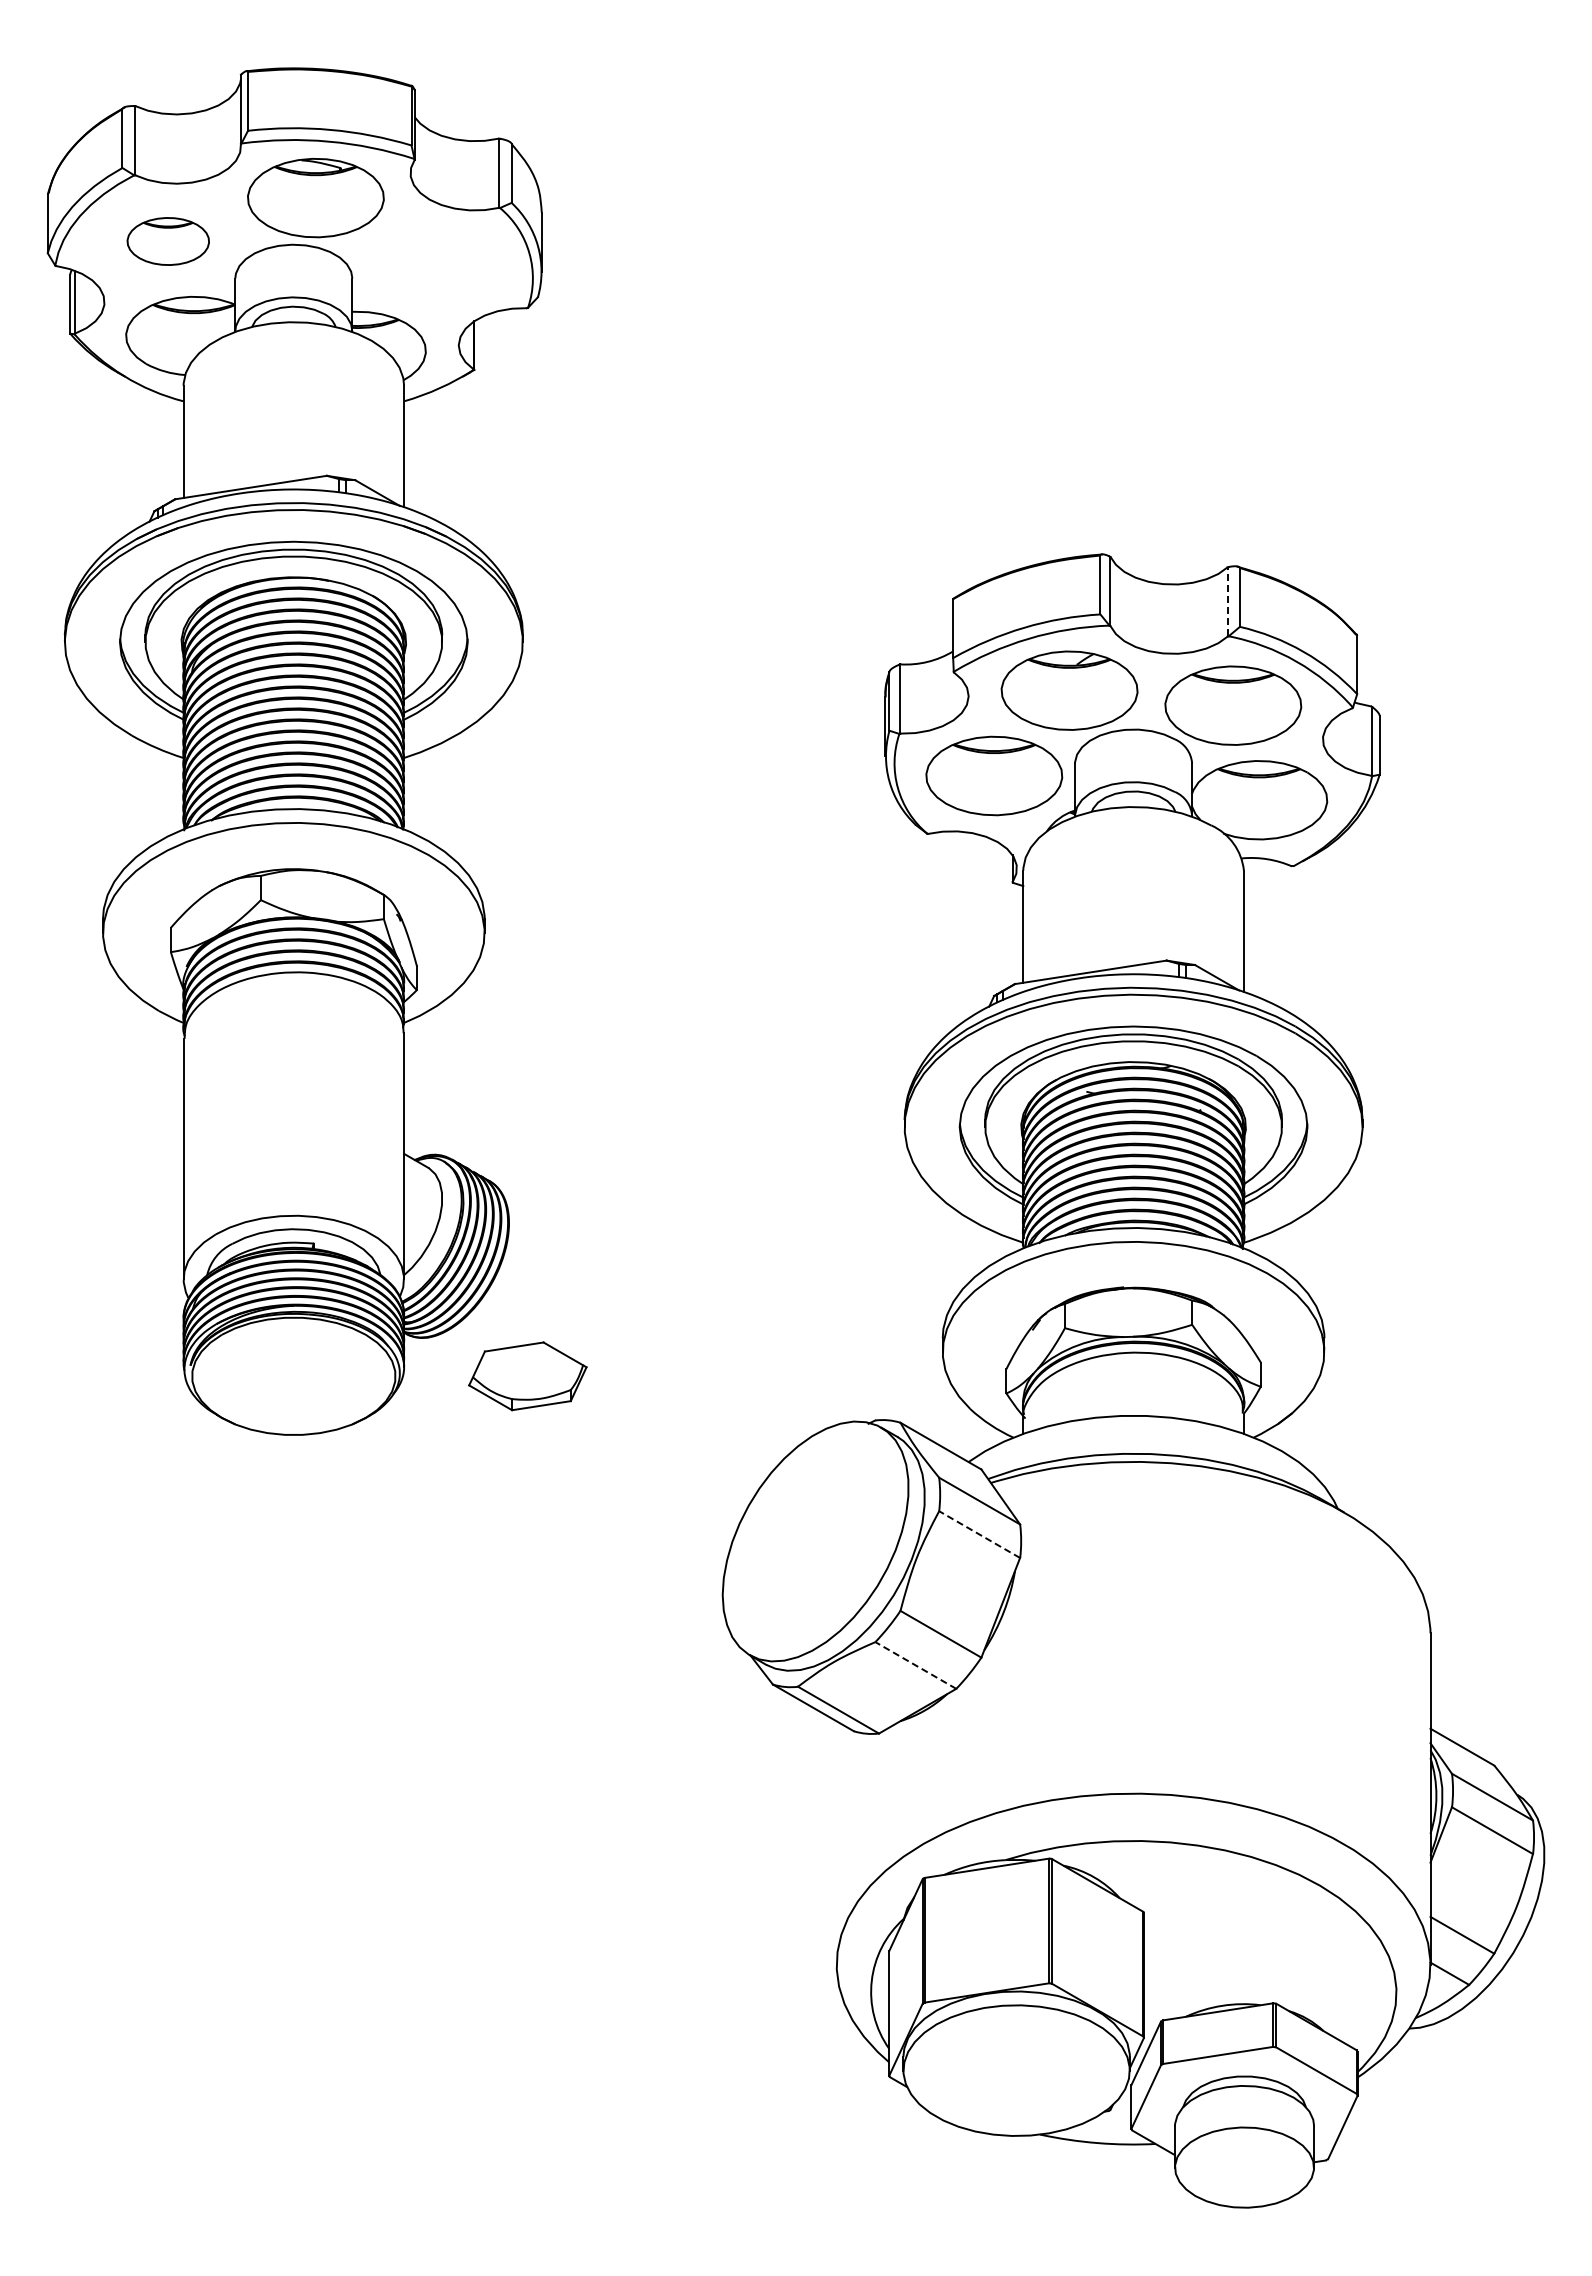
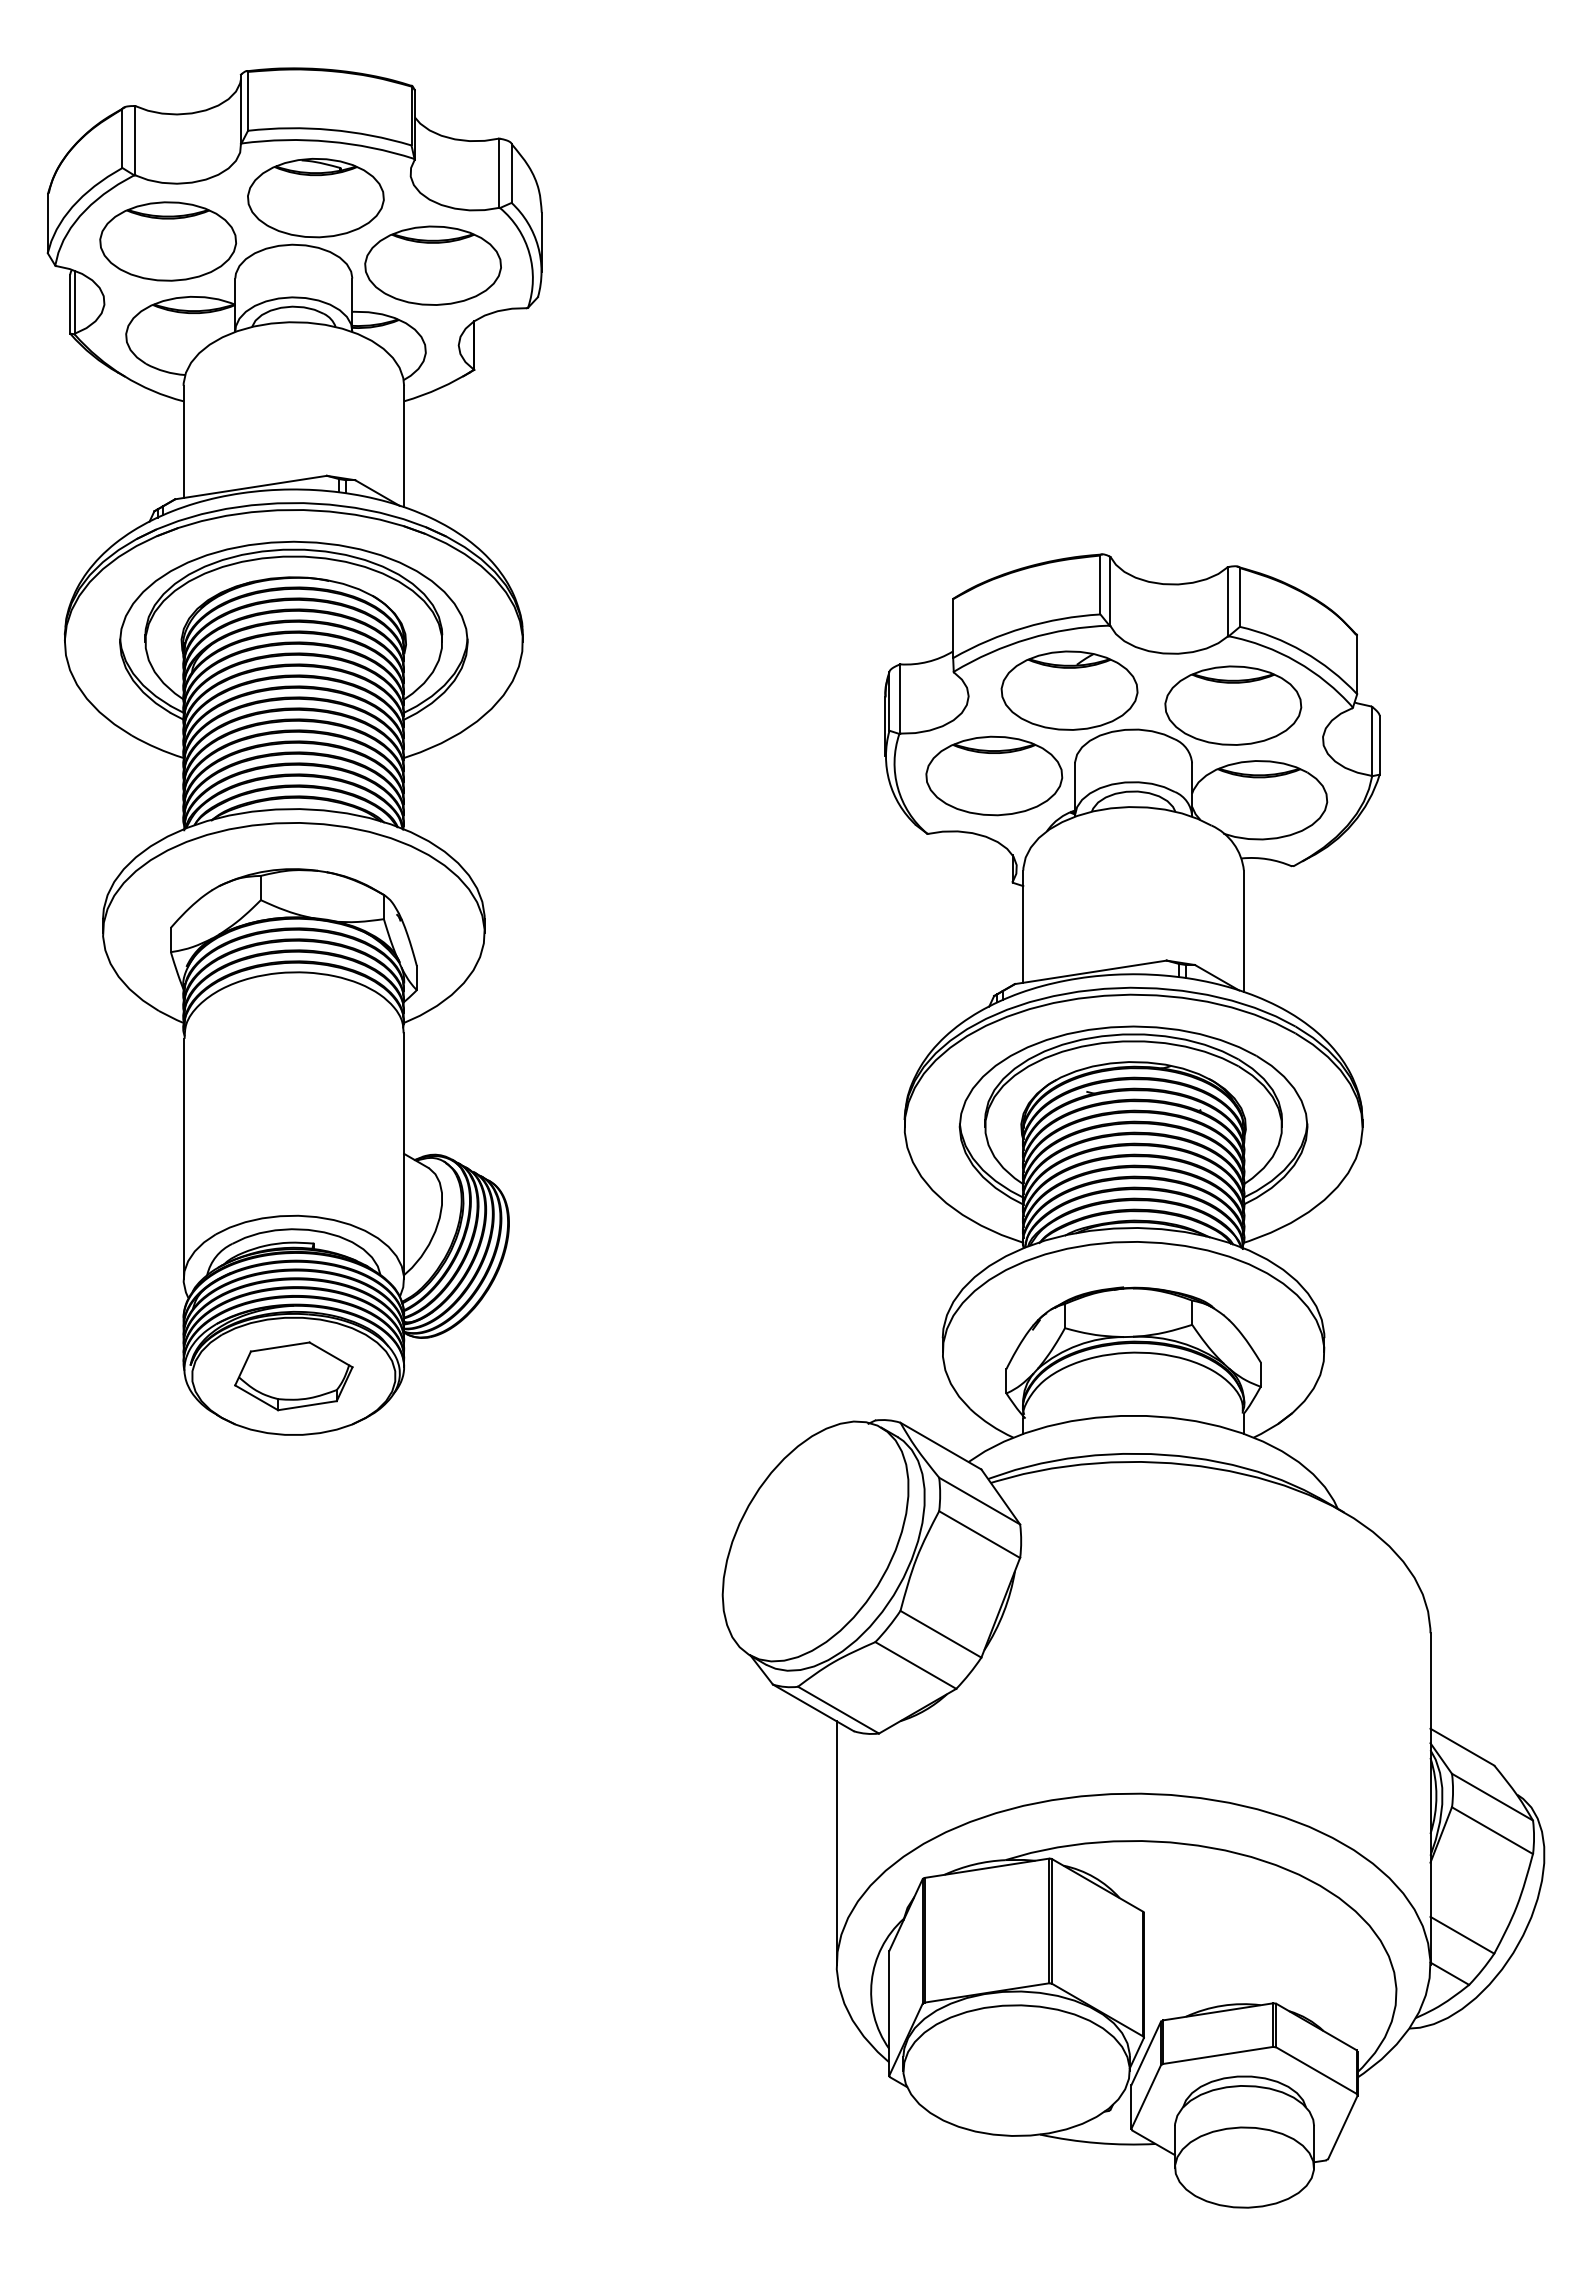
part size: 84x49 px -> 139x81 px (168, 241)
part: none -> present (432, 265)
line: dashed -> solid (1227, 601)
part position: (527, 1376) -> (293, 1376) (293, 1376)
line: dashed -> solid (979, 1534)
line: dashed -> solid (915, 1665)
line: none -> present (836, 1843)
